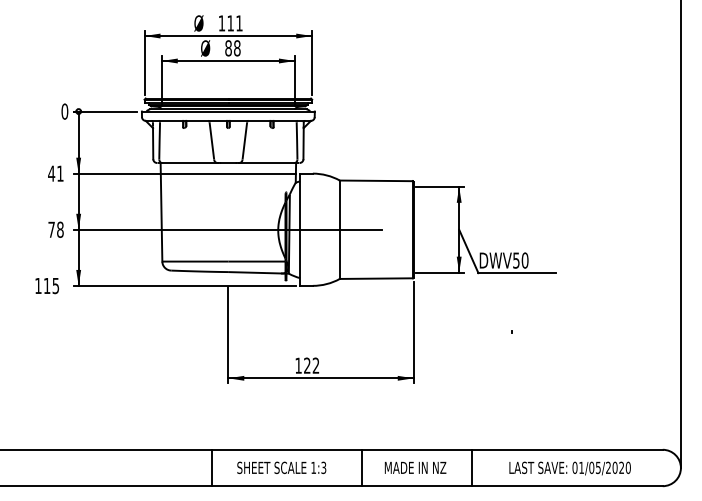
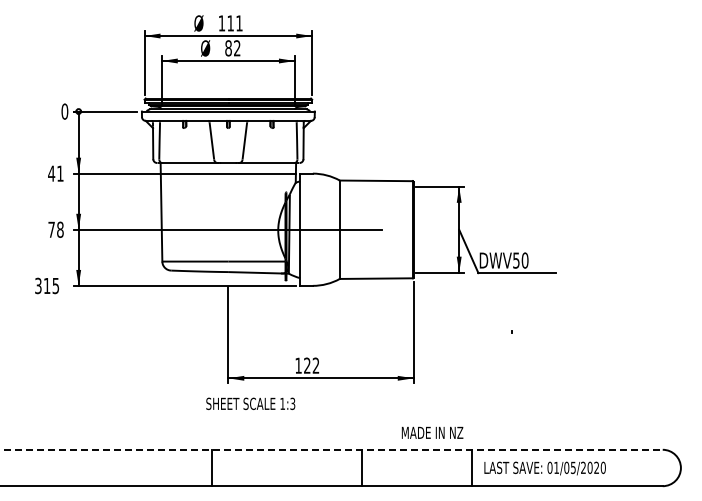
text: 88 -> 82 (237, 48)
line: present -> none (680, 234)
text: 115 -> 315 (38, 285)
line: solid -> dashed (331, 449)
text position: (281, 467) -> (250, 403) (250, 403)
text position: (415, 467) -> (432, 432) (432, 432)
text position: (569, 468) -> (544, 468) (544, 468)
